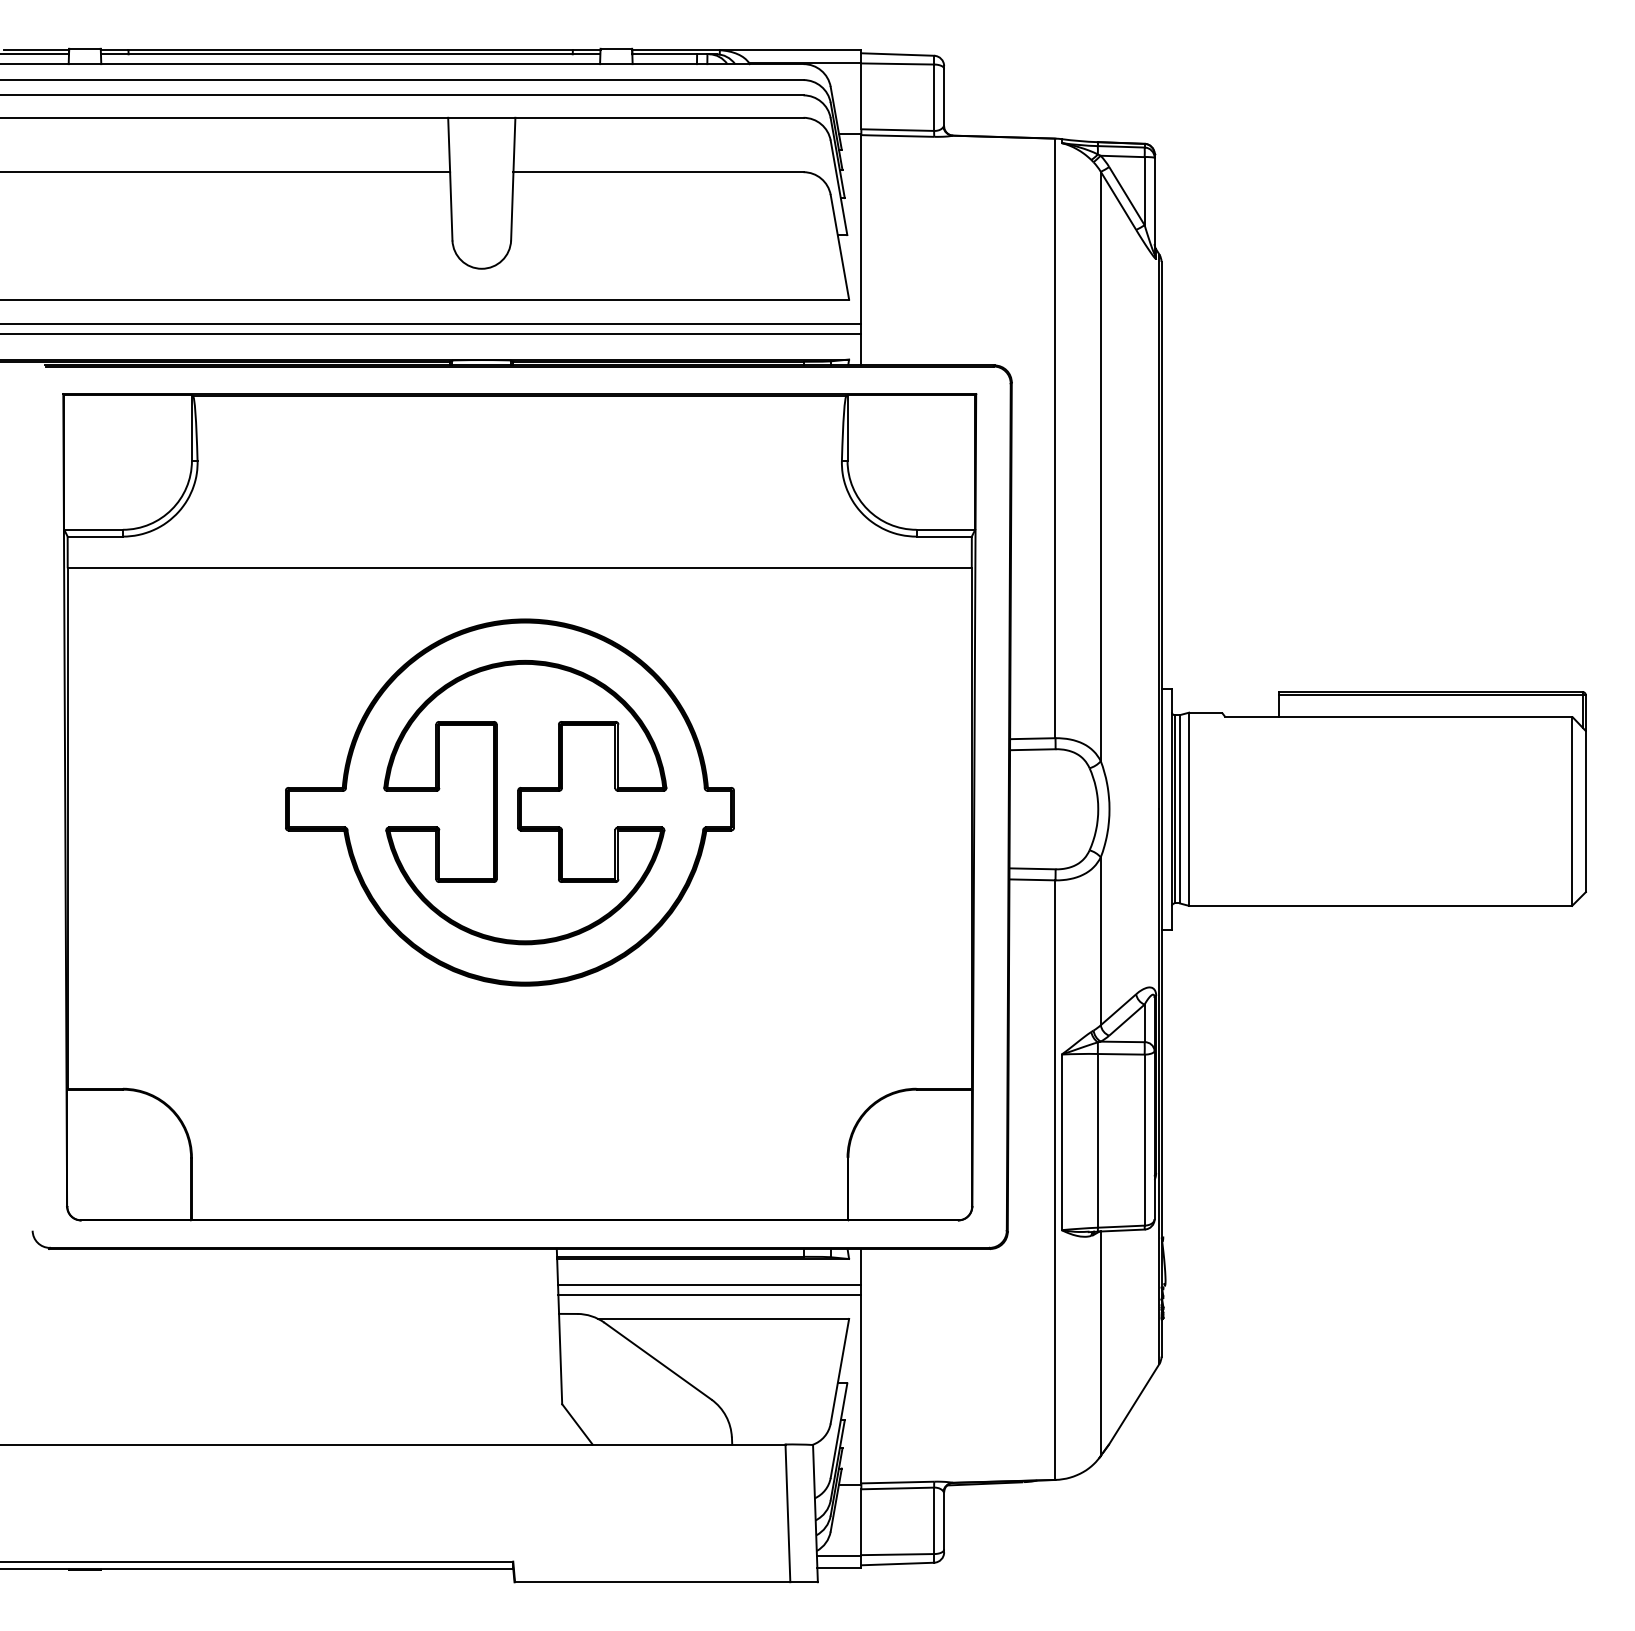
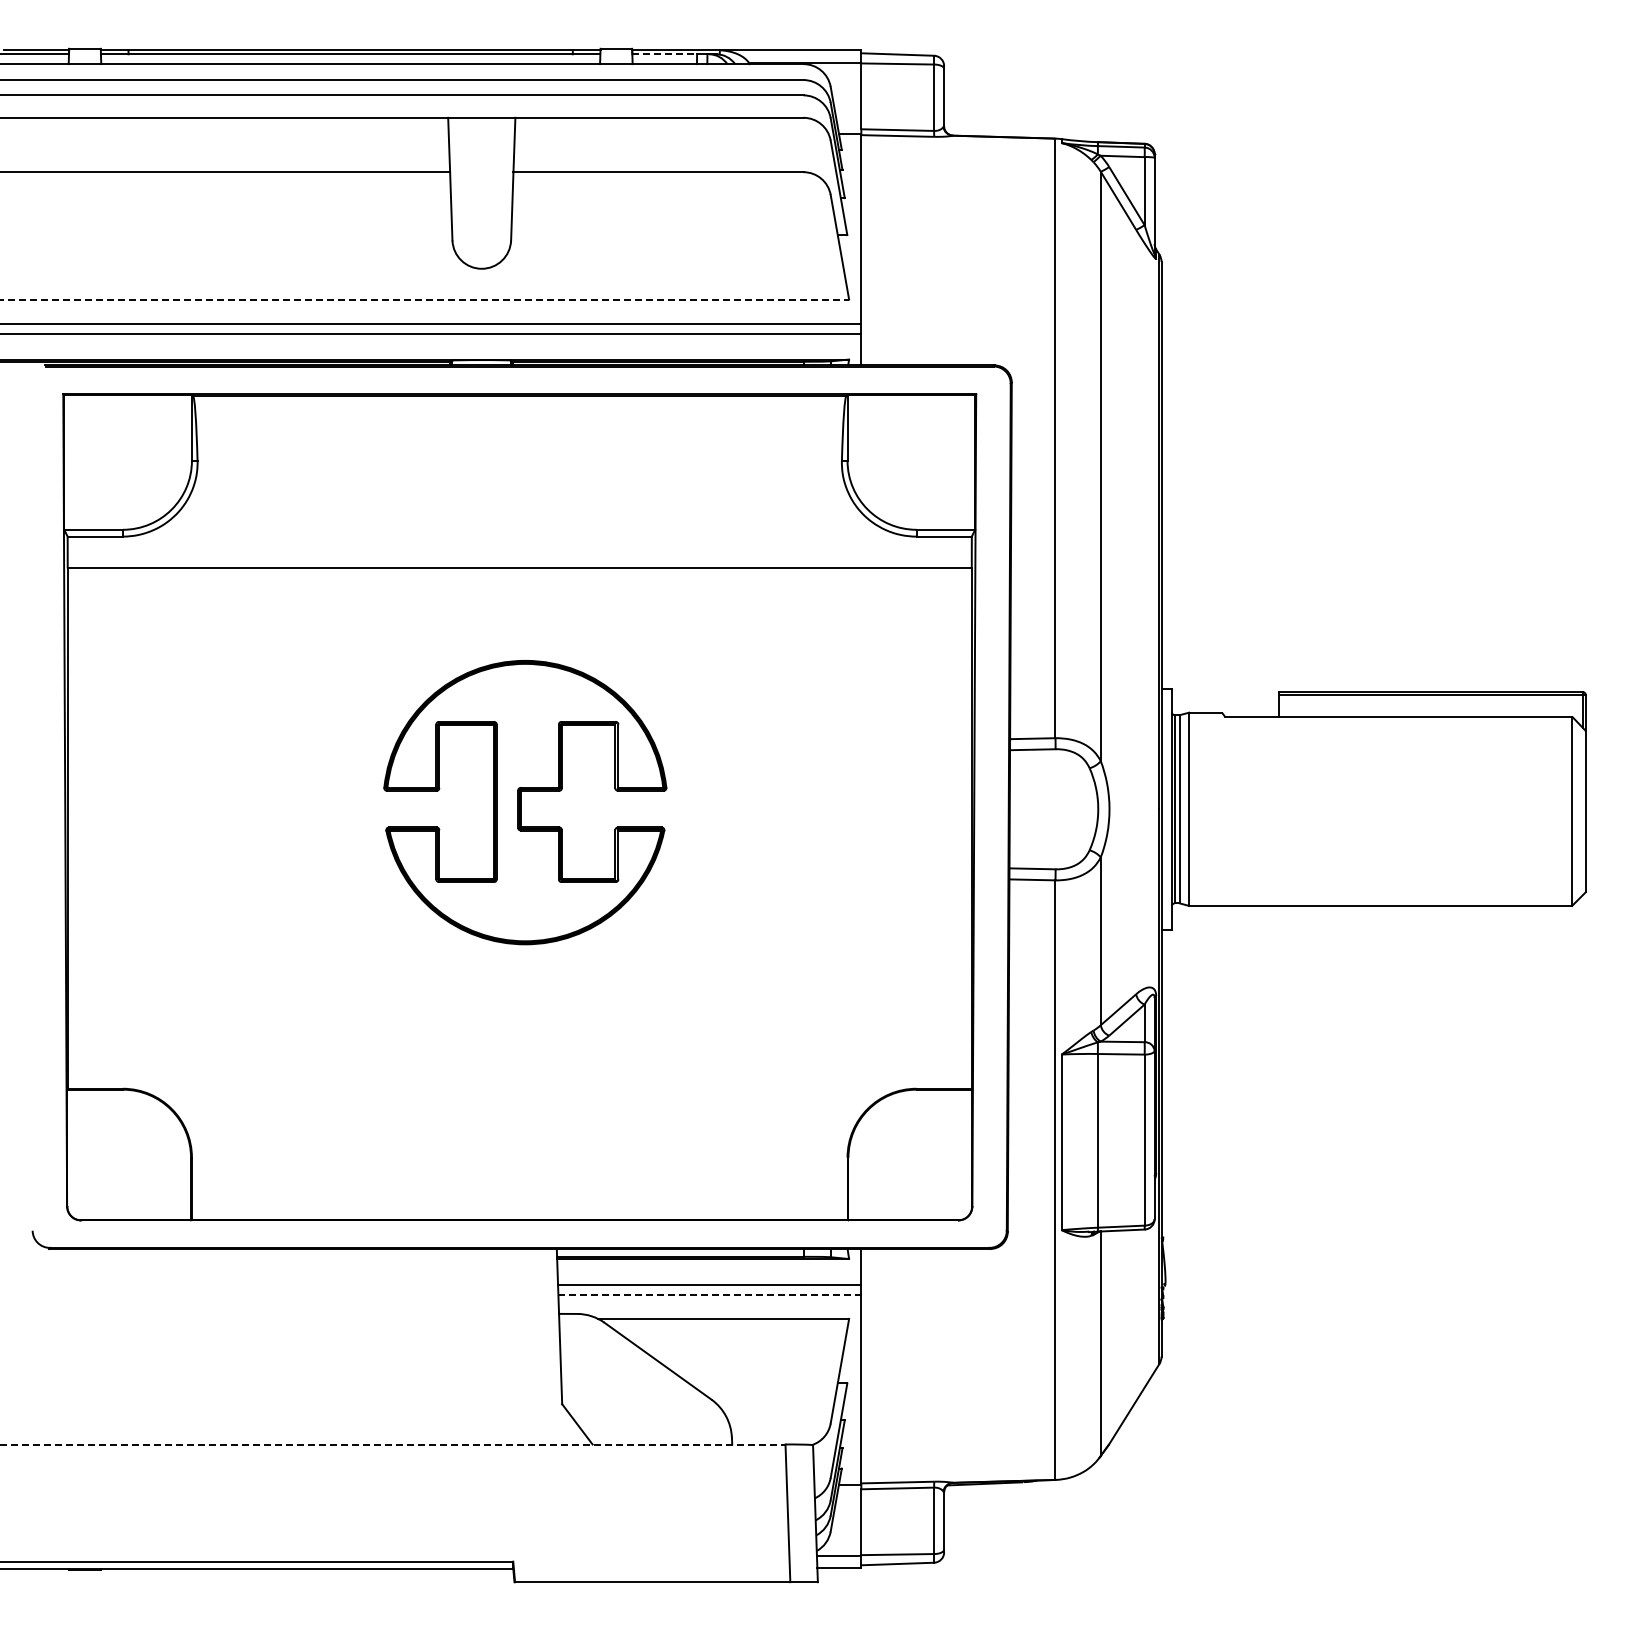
line: solid -> dashed (665, 54)
line: solid -> dashed (425, 299)
part: present -> none (509, 802)
line: solid -> dashed (710, 1294)
line: solid -> dashed (393, 1444)
